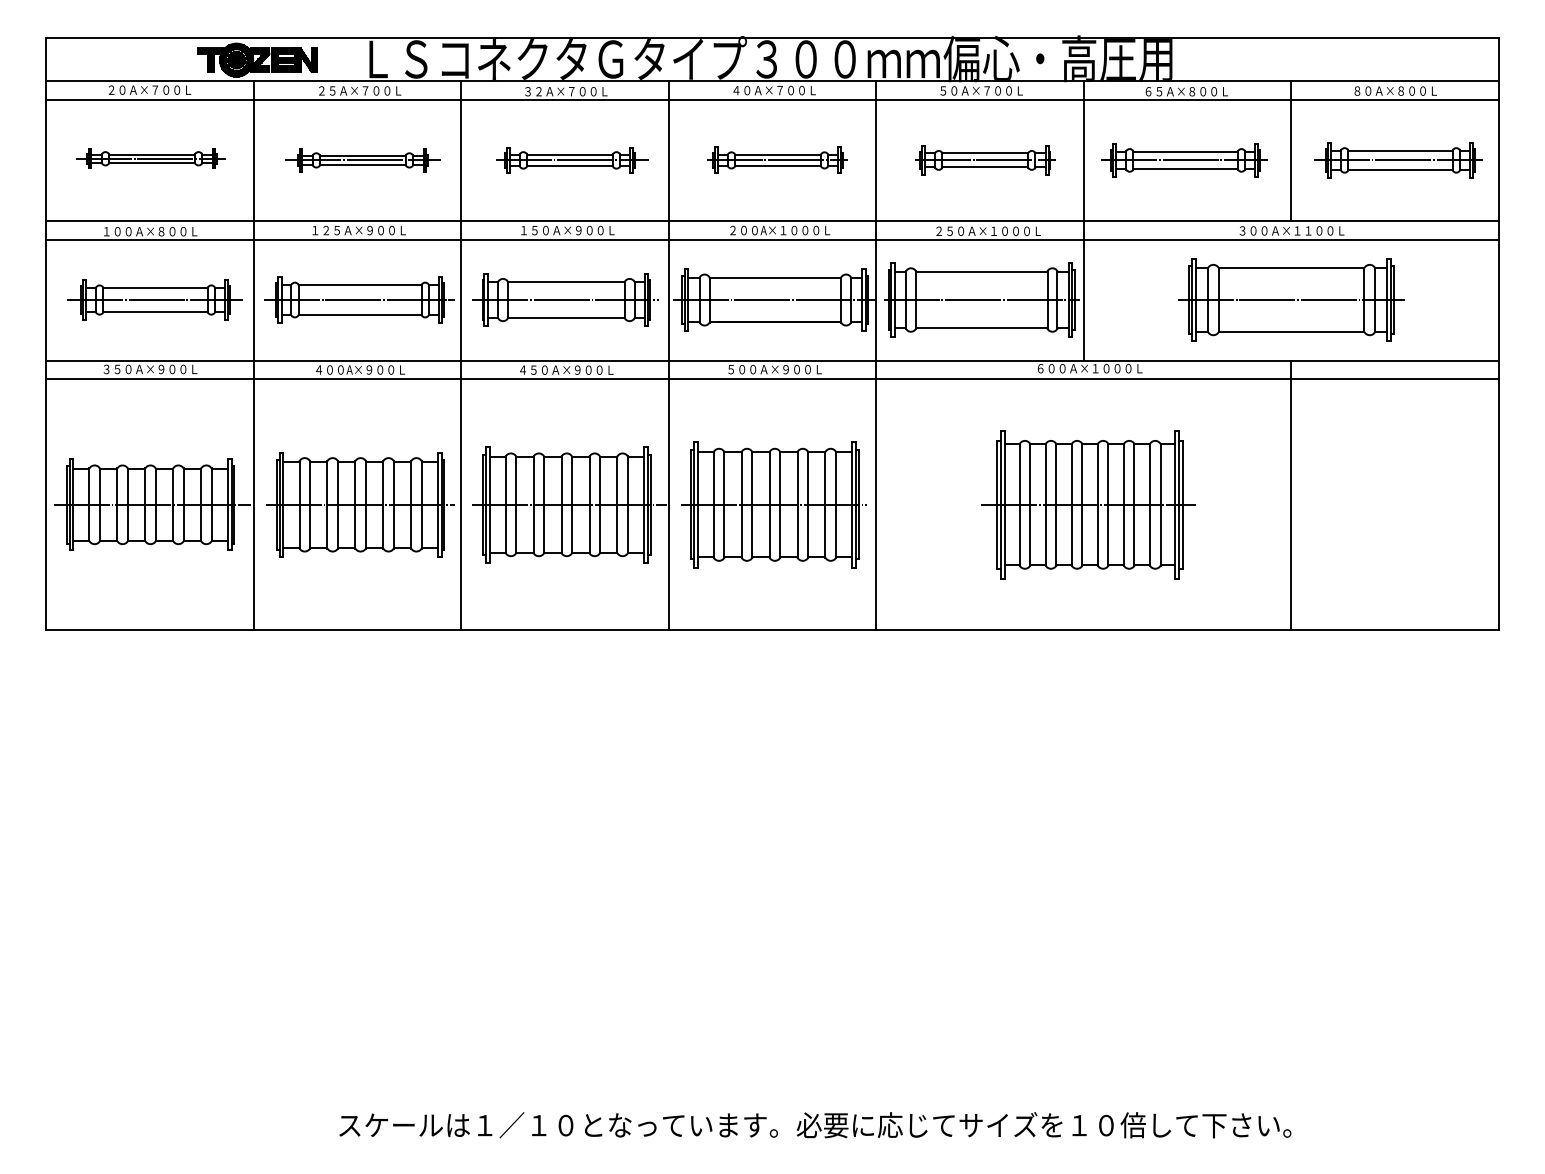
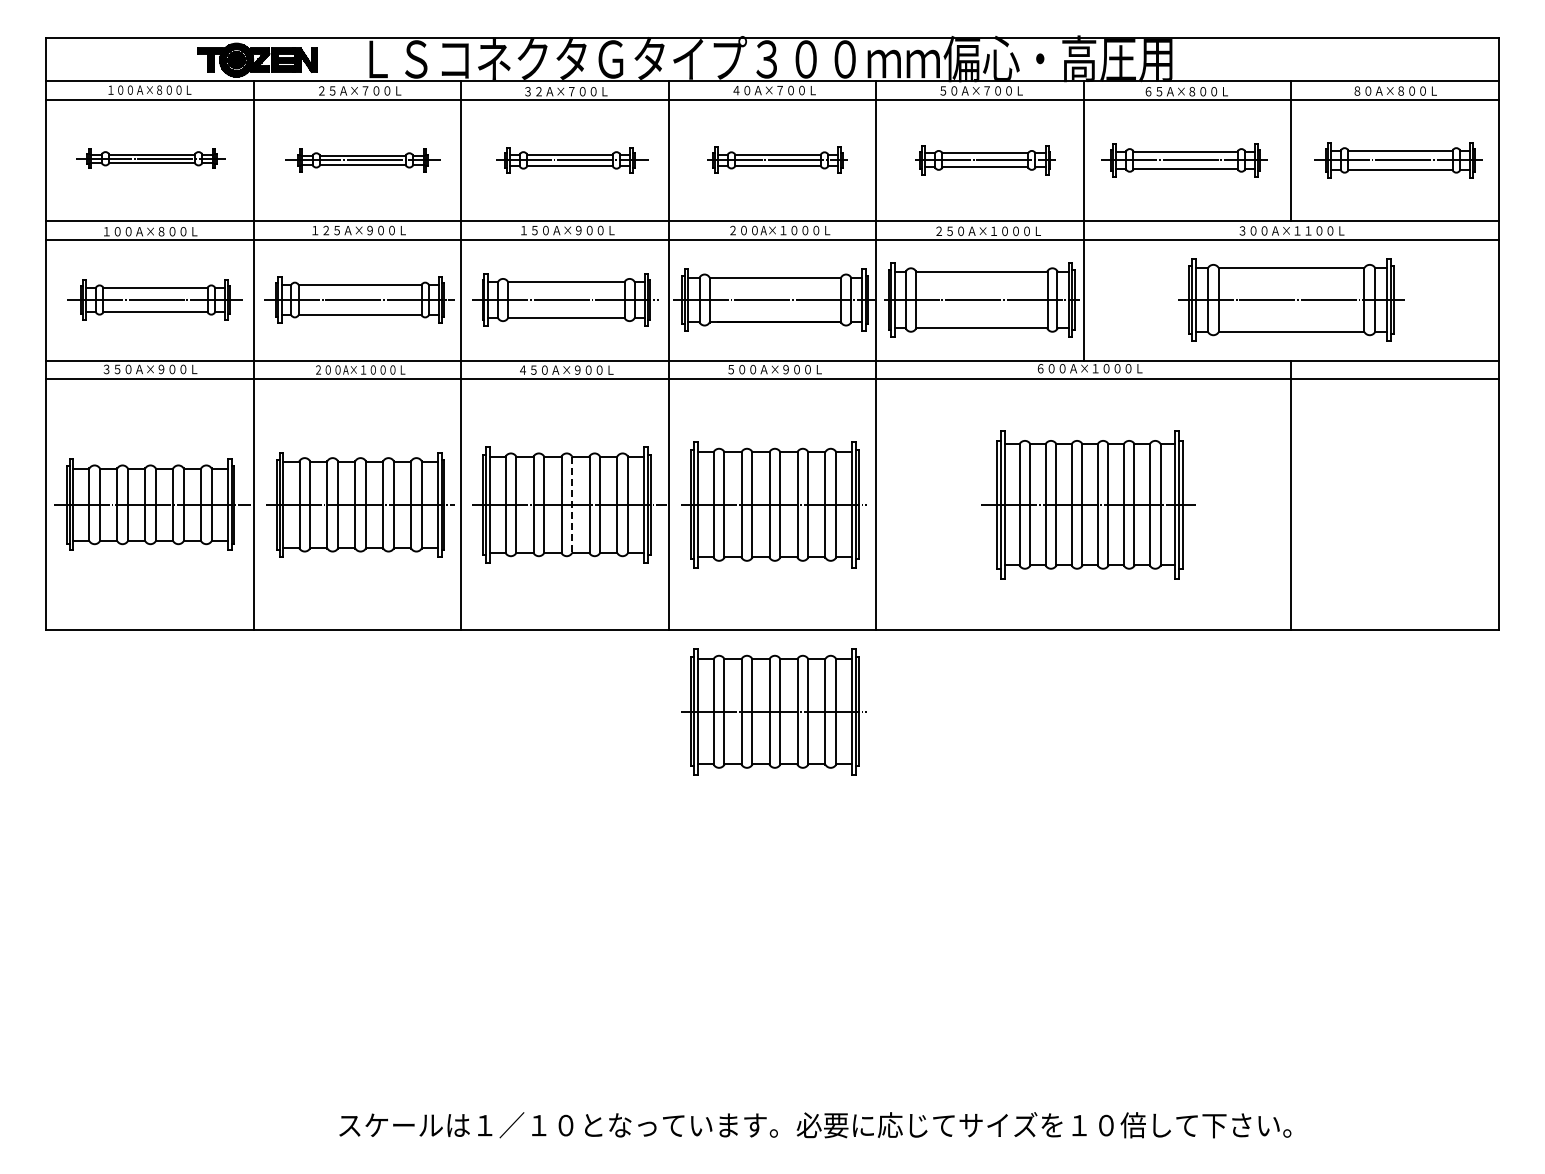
text: ２０Ａ×７００Ｌ -> １００Ａ×８００Ｌ (149, 89)
text: ４００A×９００Ｌ -> ２００A×１０００Ｌ (360, 369)
line: solid -> dashed (572, 505)
part: none -> present (773, 711)
